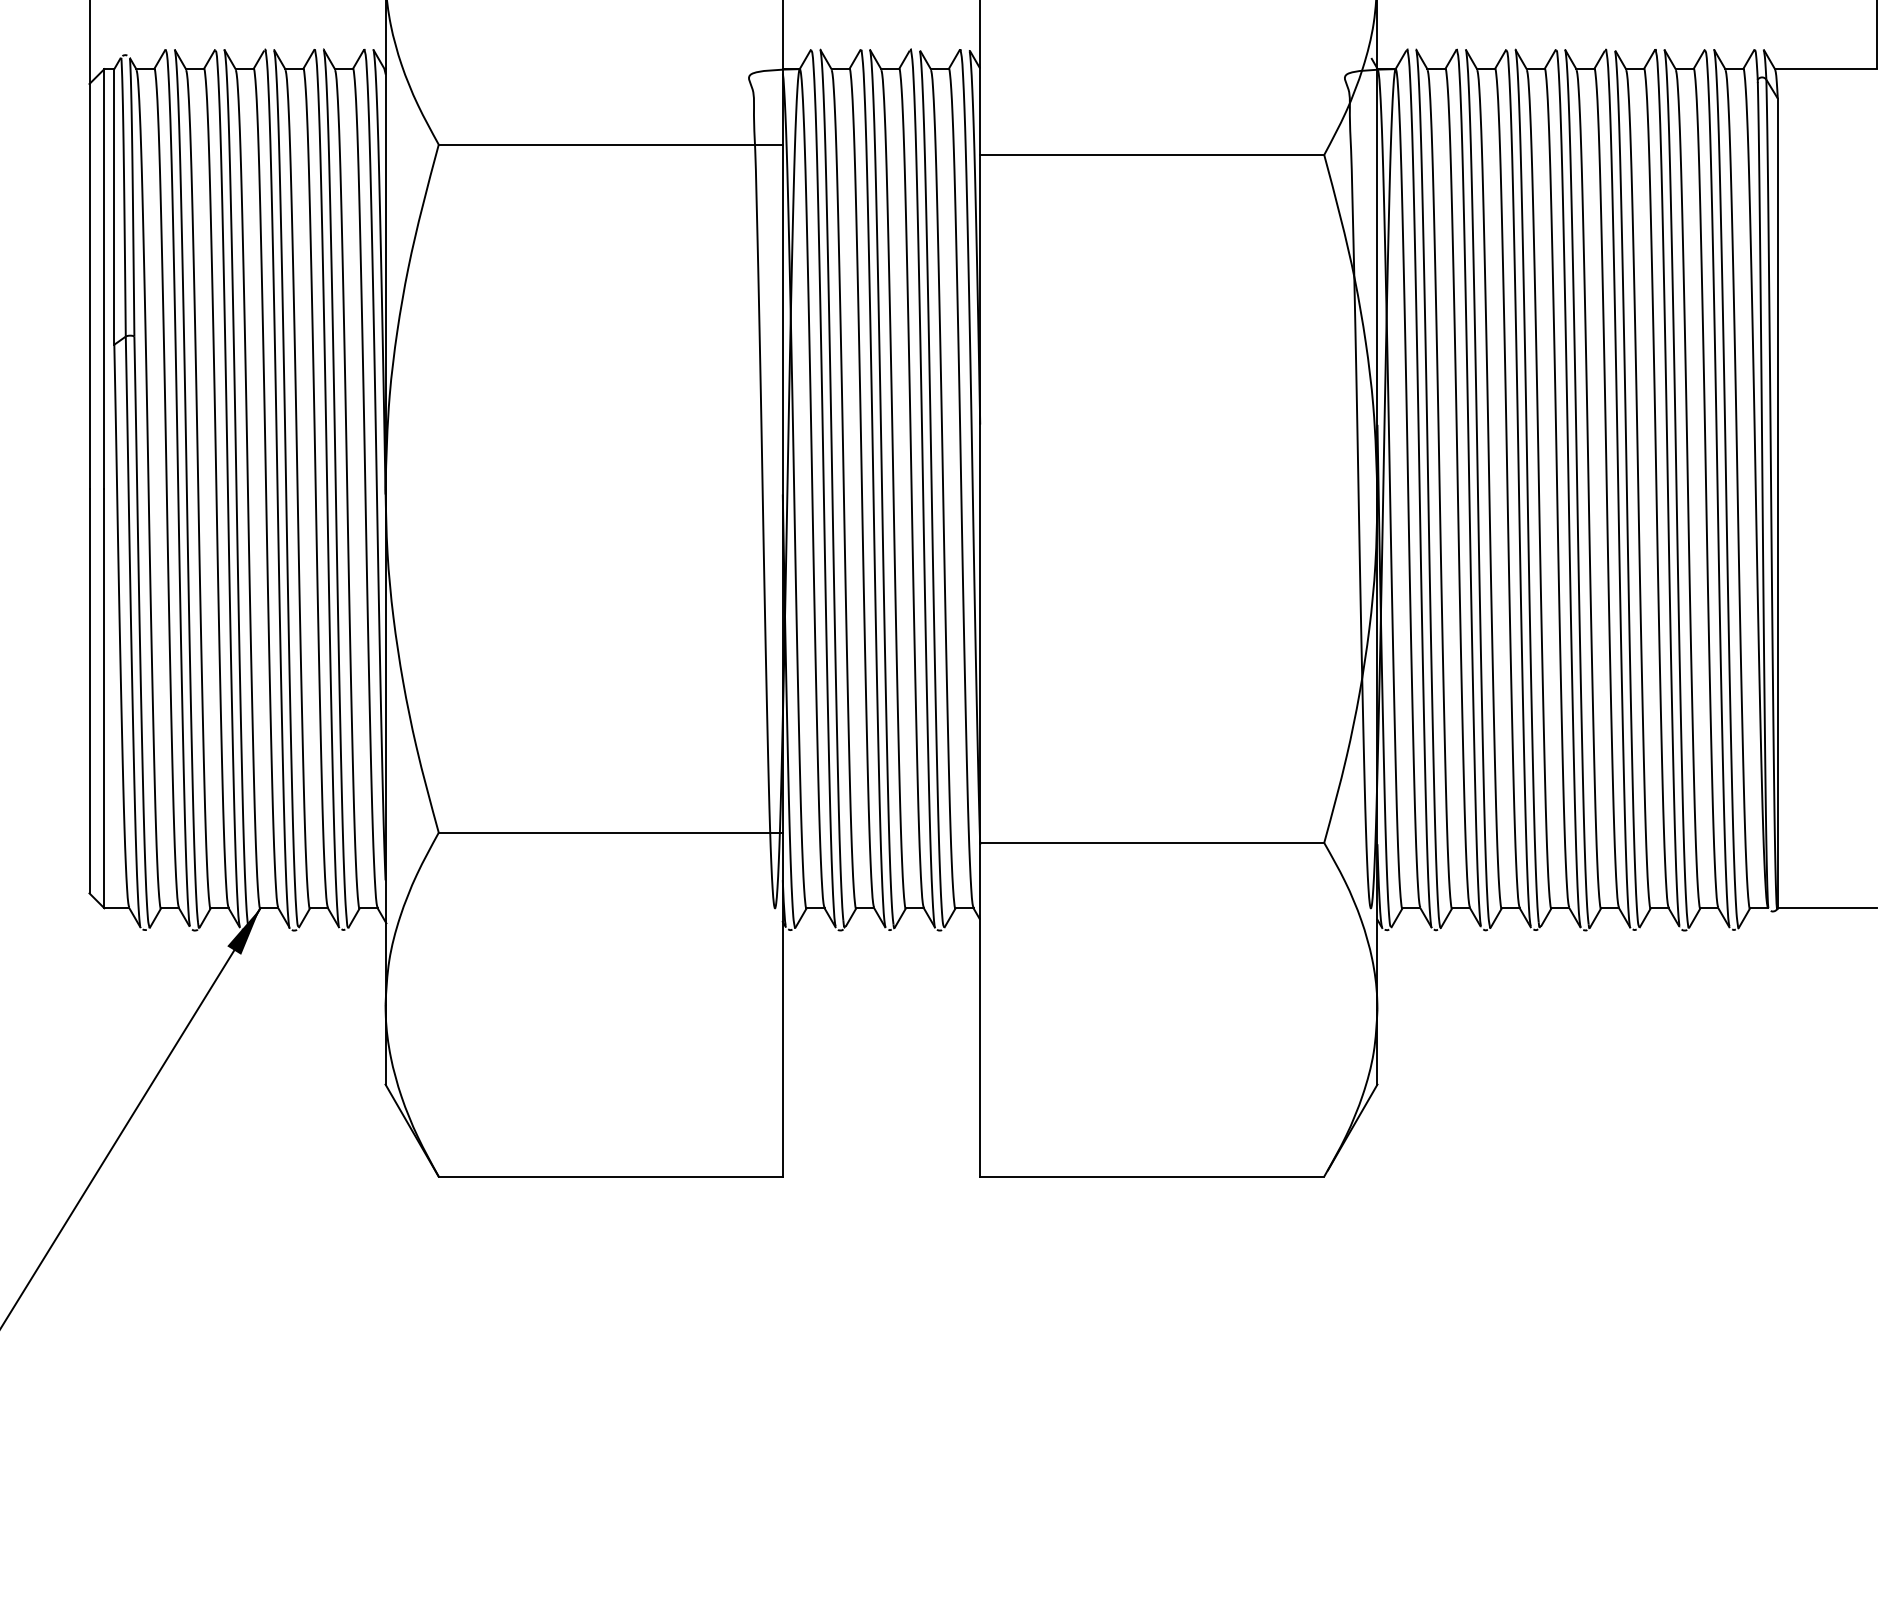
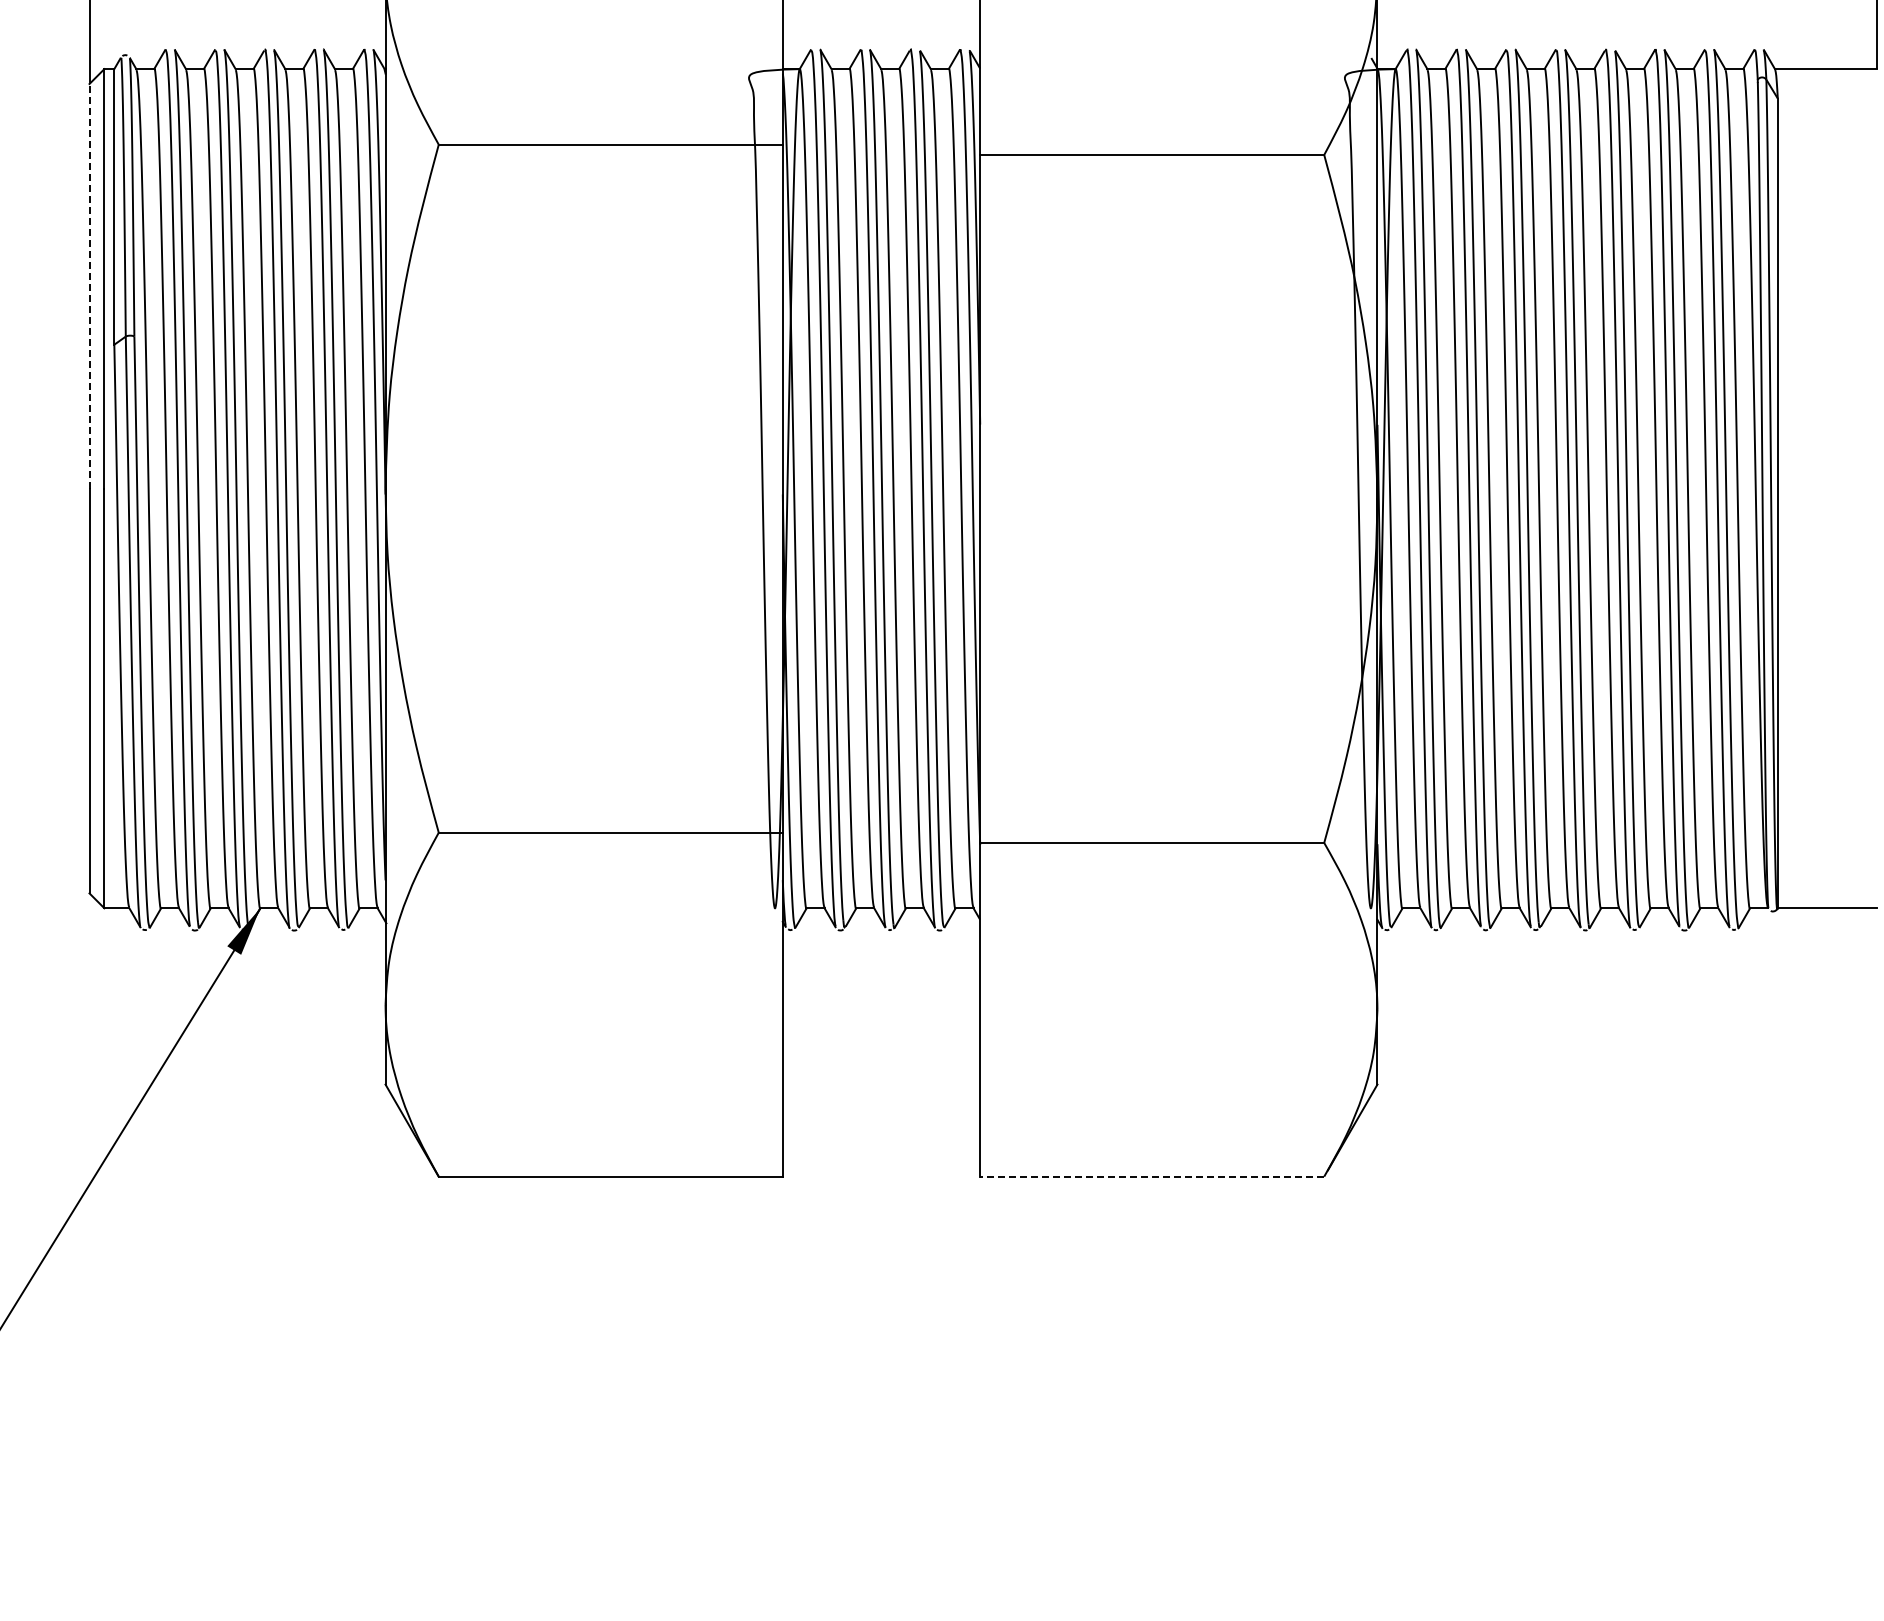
line: solid -> dashed (89, 285)
line: solid -> dashed (1151, 1176)
